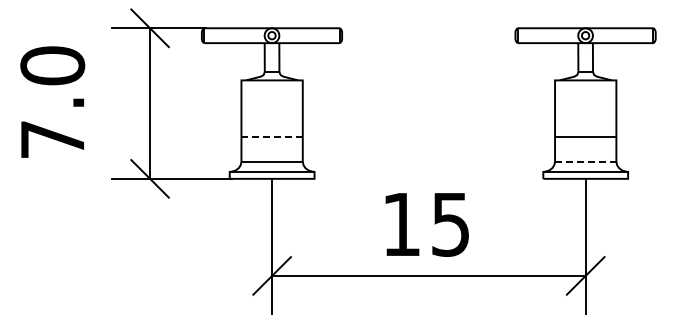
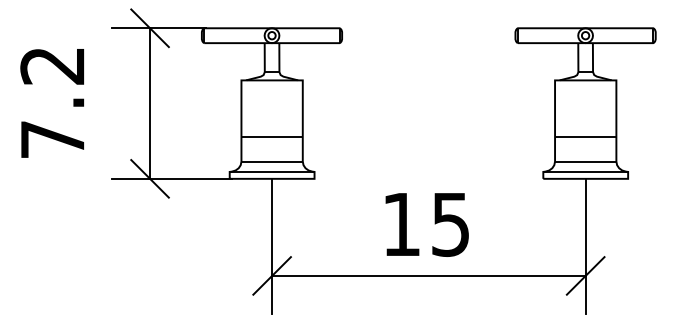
text: 7.0 -> 7.2 (52, 65)
line: dashed -> solid (272, 136)
line: dashed -> solid (585, 161)
